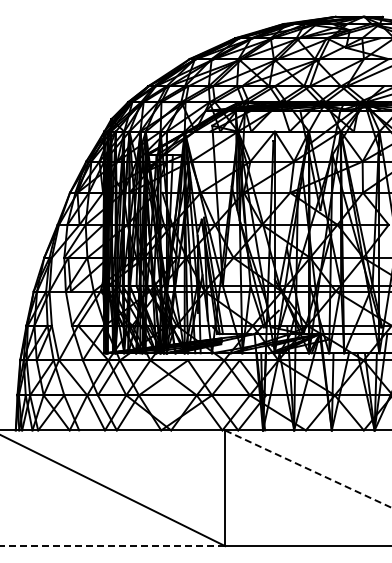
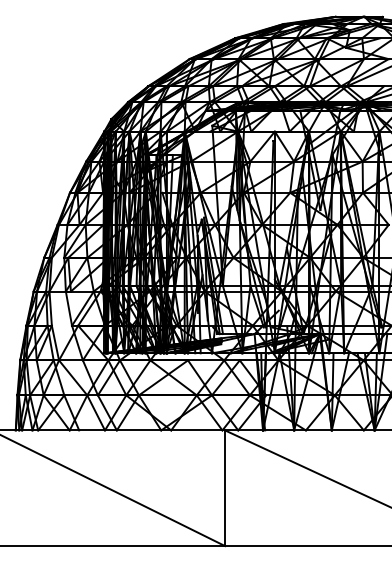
line: dashed -> solid (308, 469)
line: dashed -> solid (112, 546)
